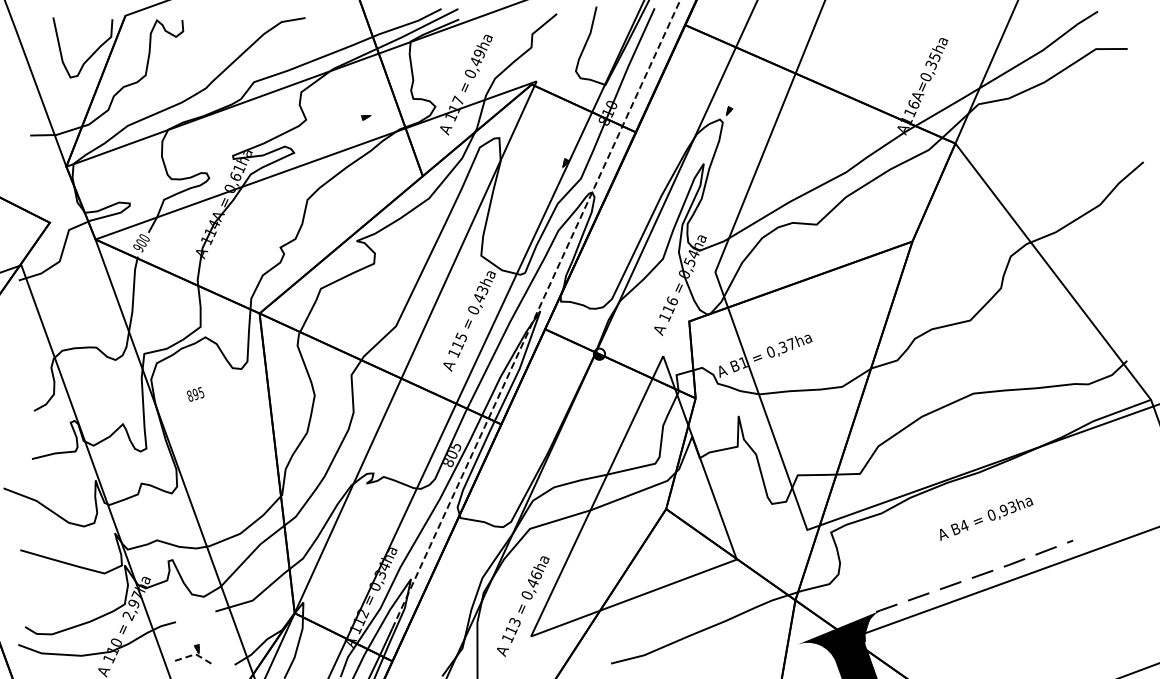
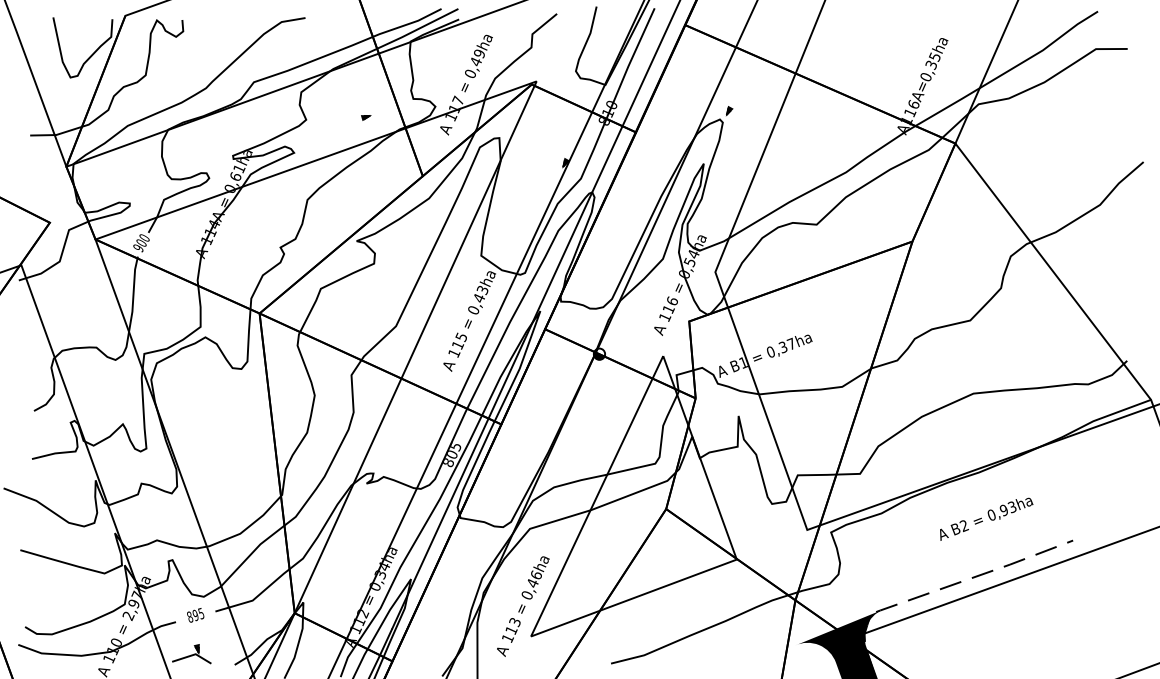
line: dashed -> solid (536, 314)
text position: (195, 394) -> (195, 615) (195, 615)
text: B4 -> B2 (964, 526)
line: dashed -> solid (192, 655)
